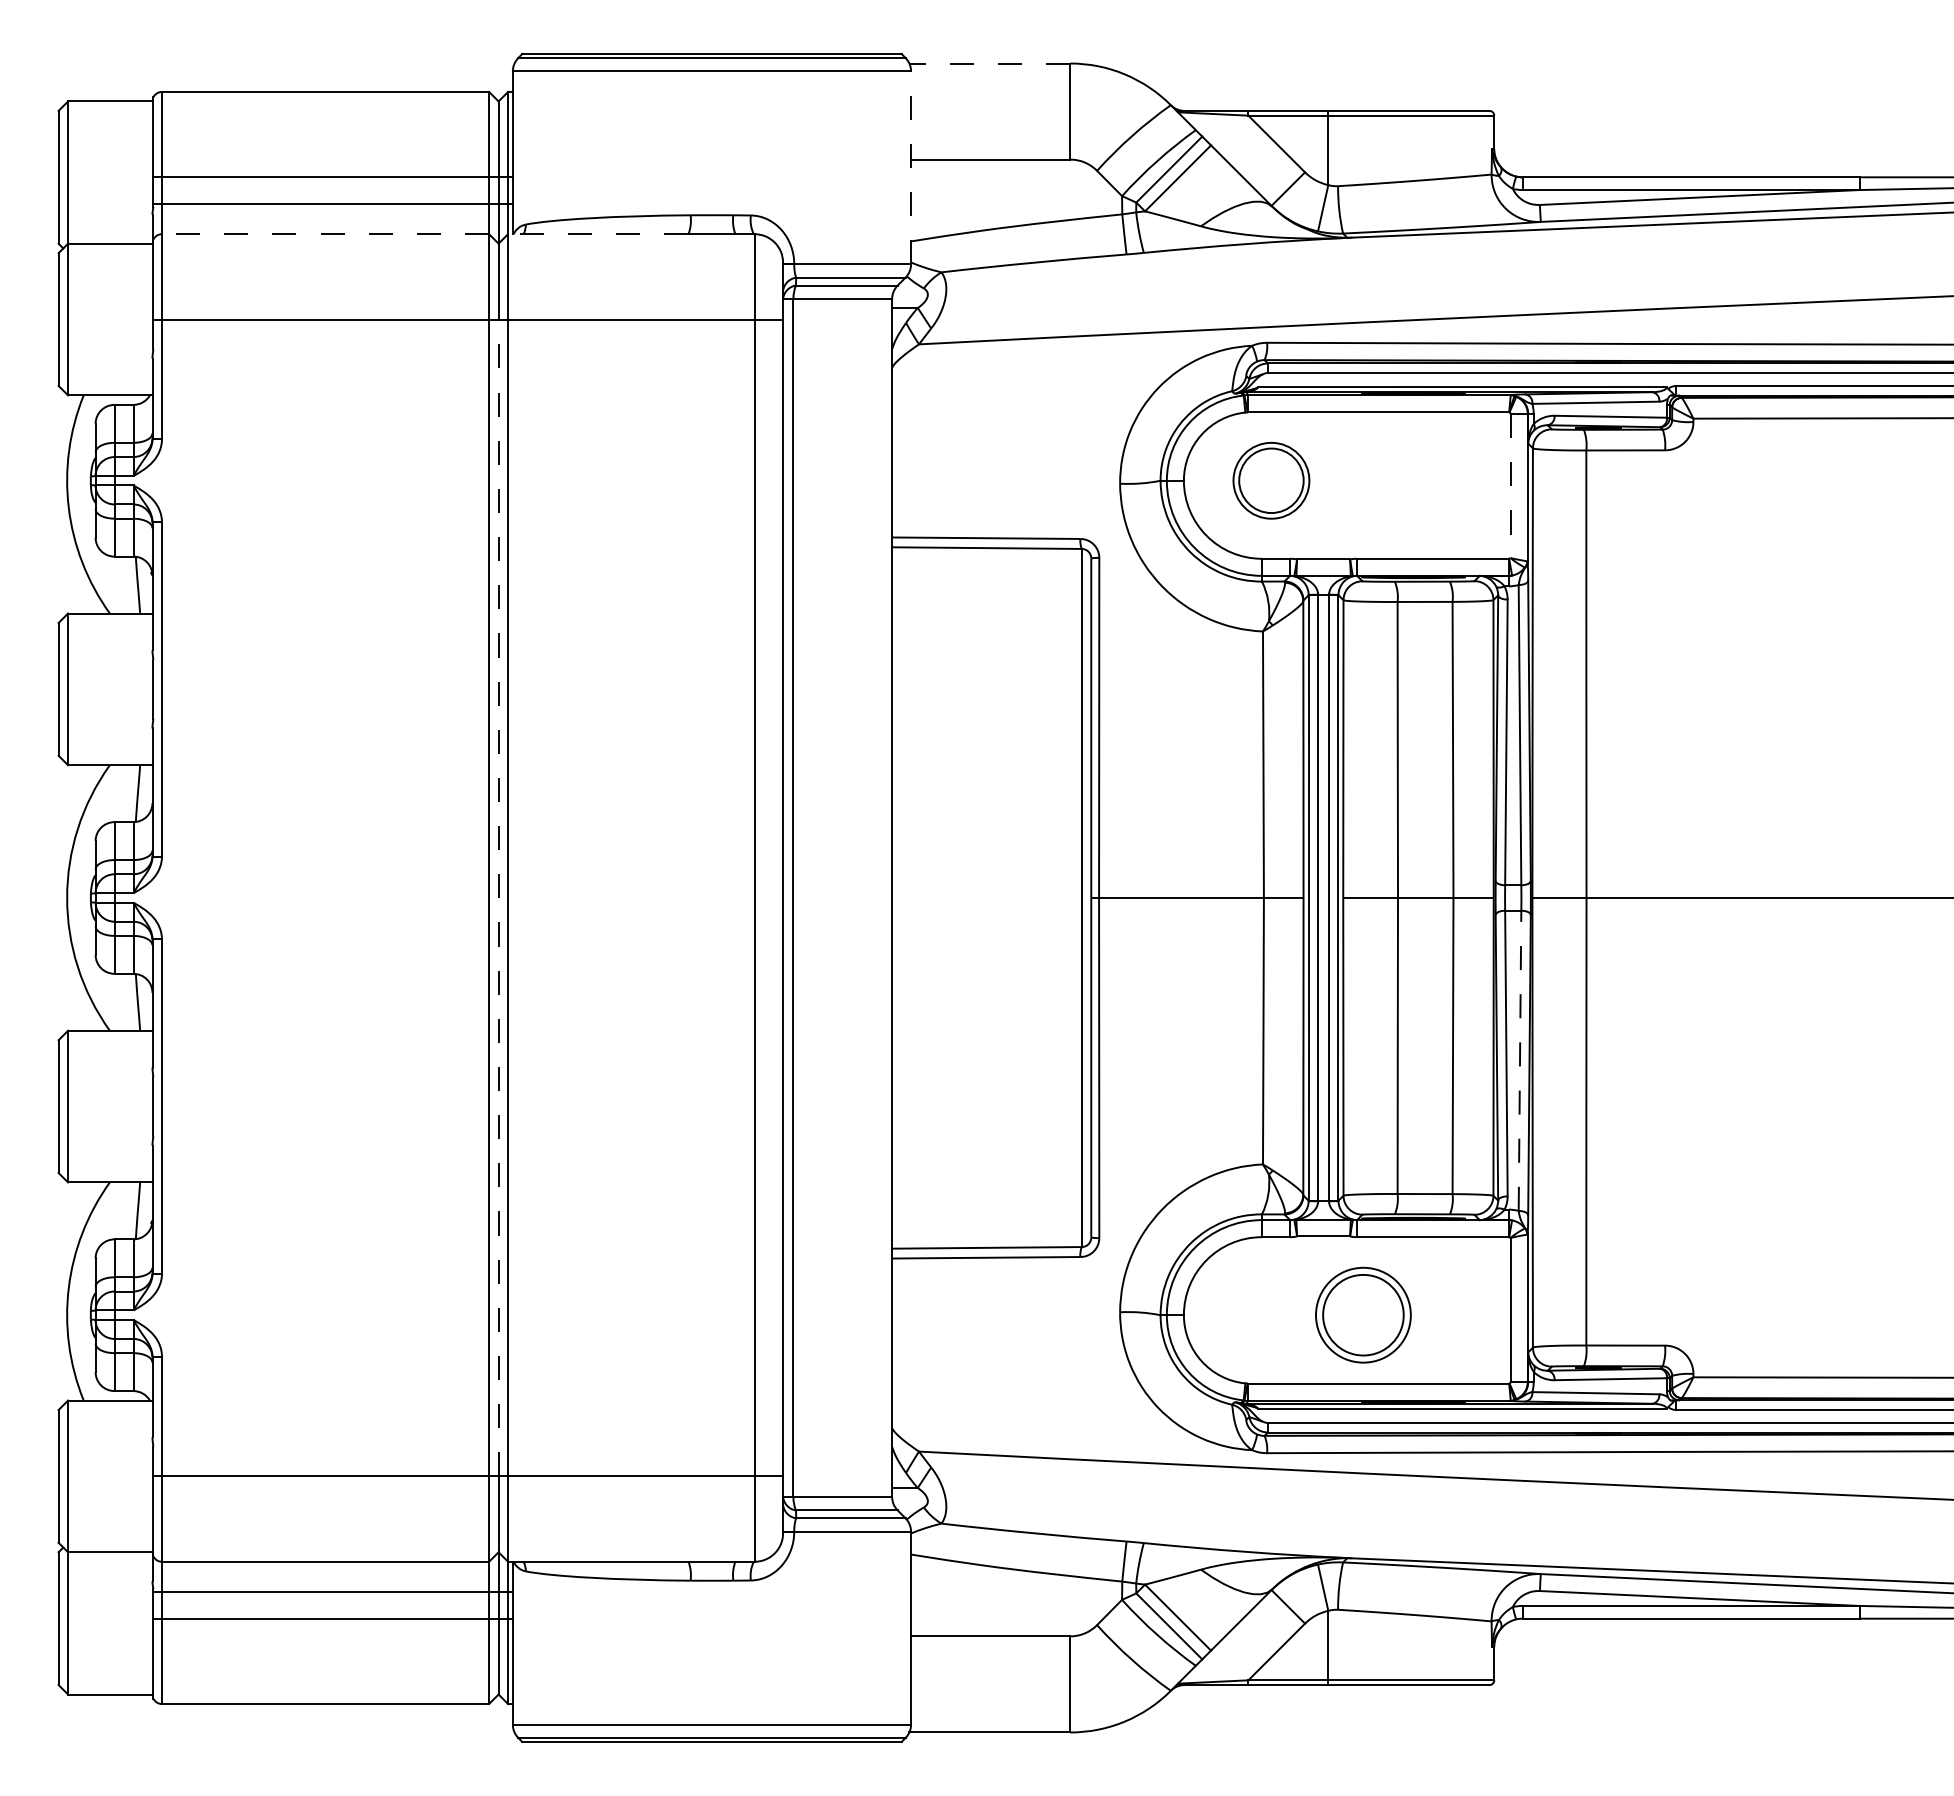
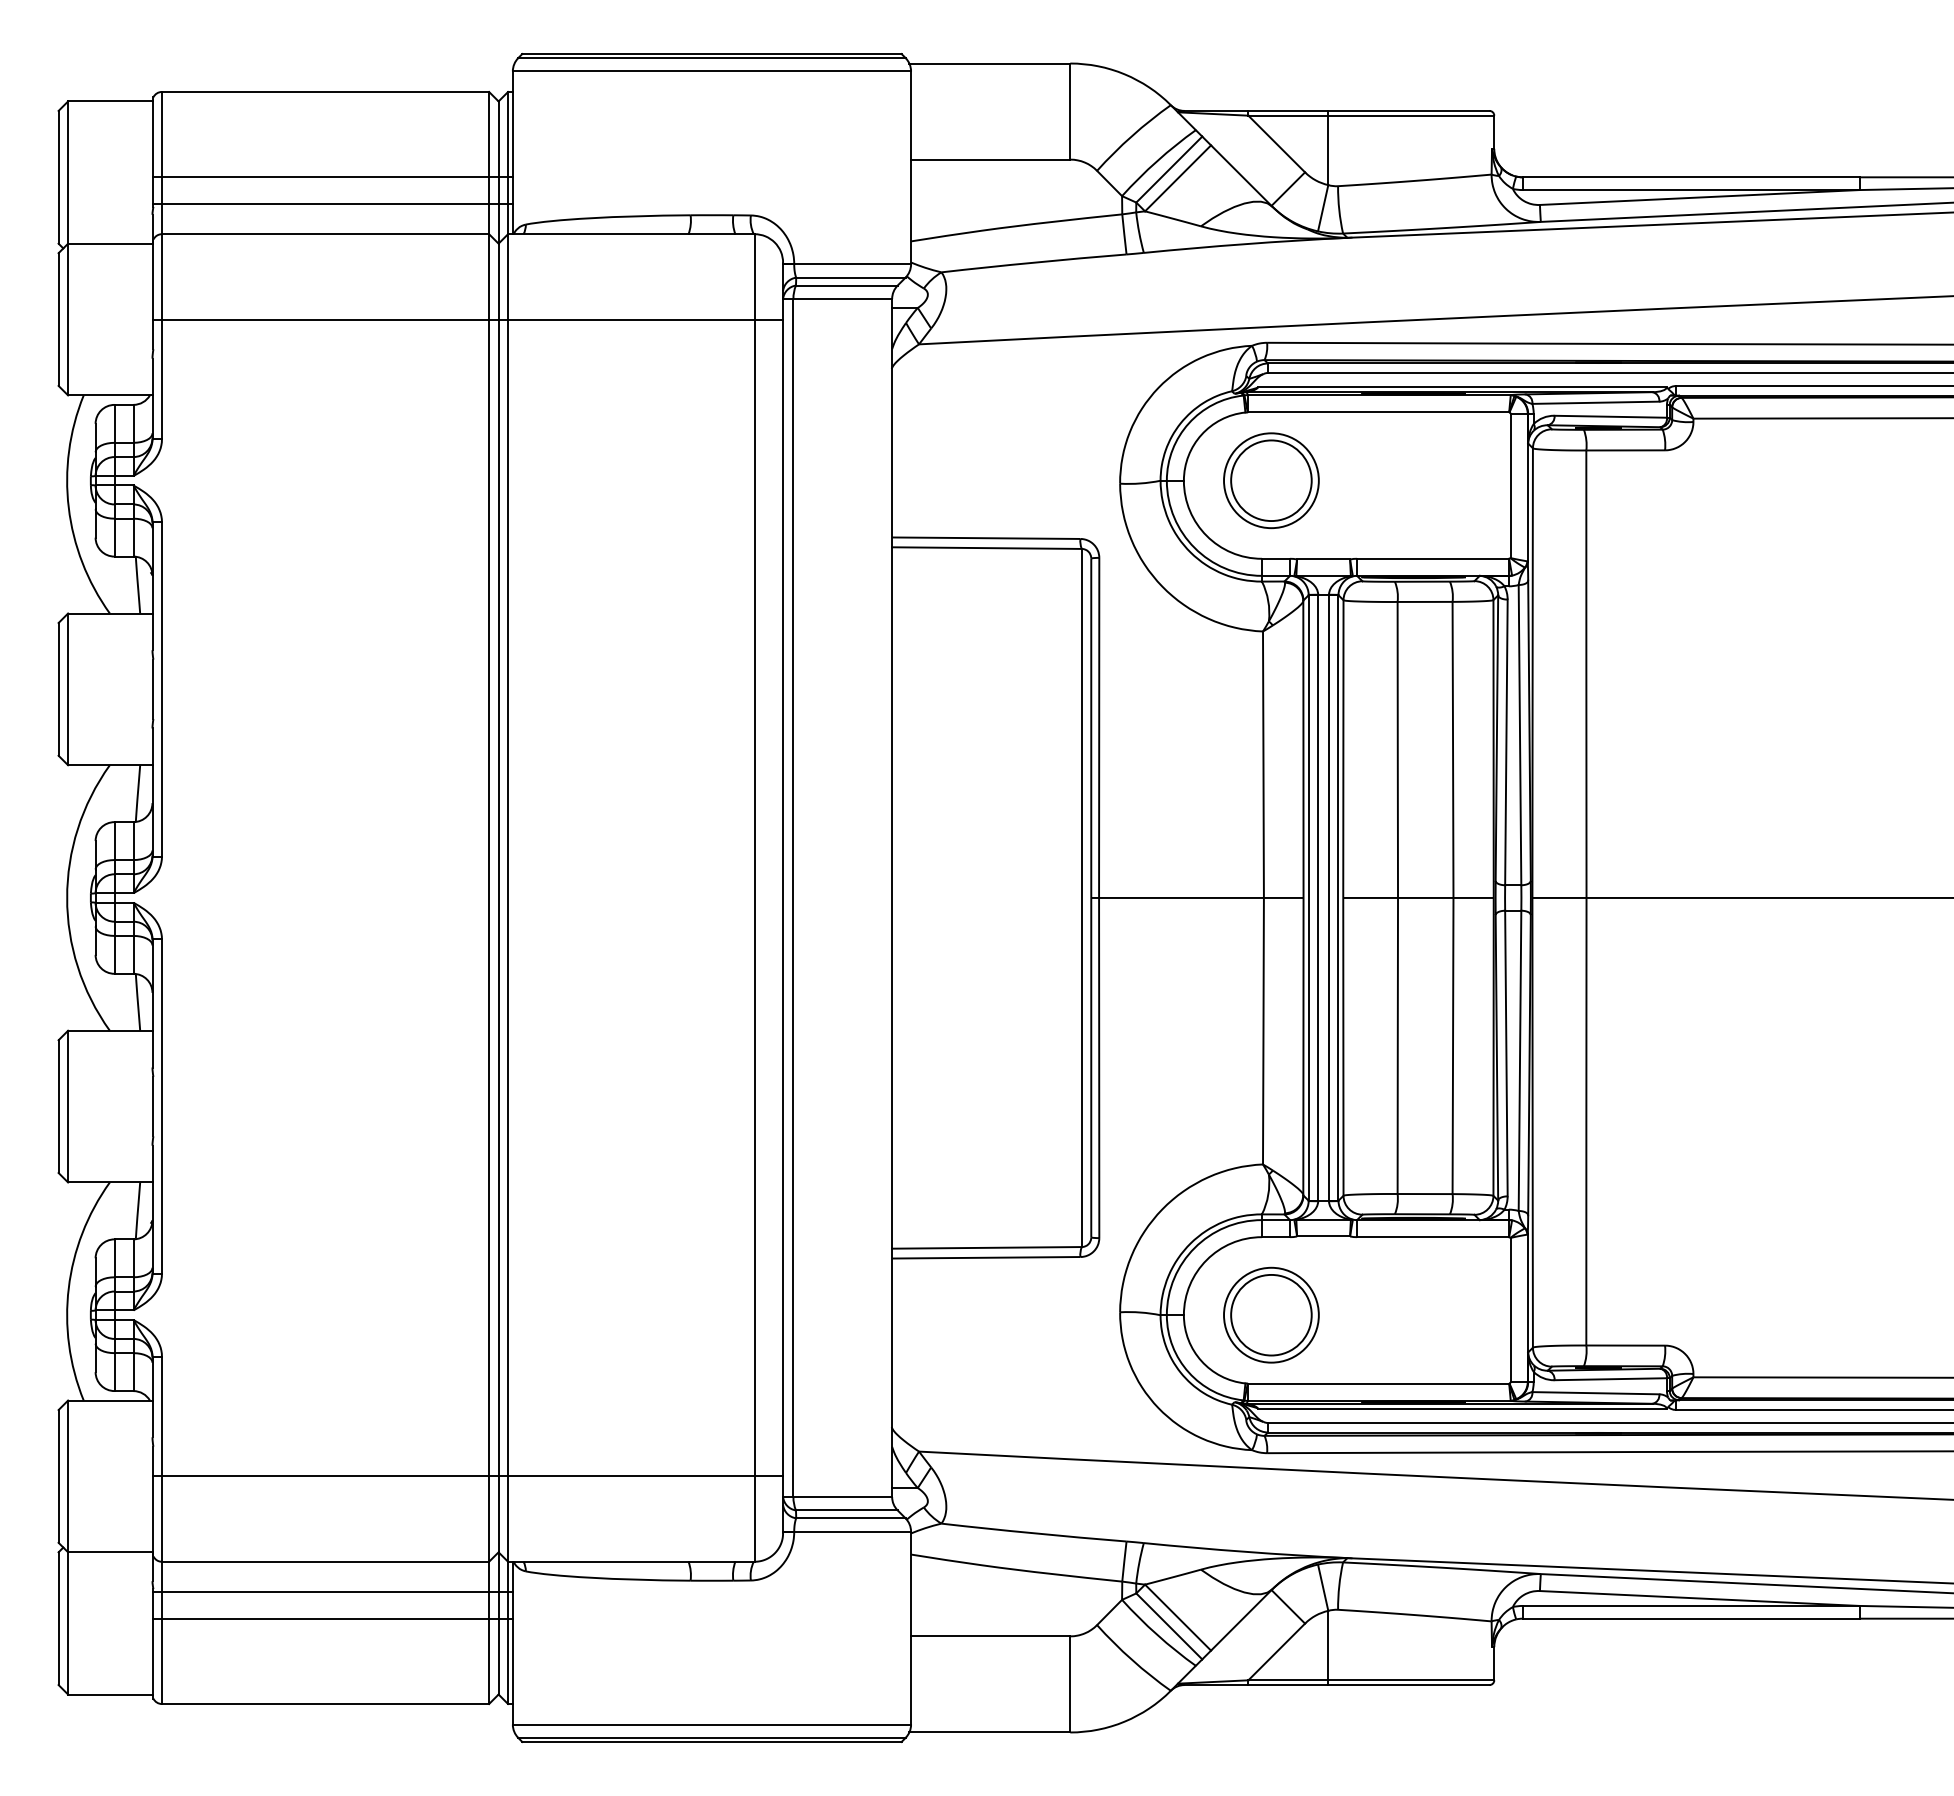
line: dashed -> solid (989, 63)
line: dashed -> solid (911, 167)
line: dashed -> solid (325, 234)
line: dashed -> solid (597, 234)
part size: 79x78 px -> 97x98 px (1271, 480)
line: dashed -> solid (1510, 486)
line: dashed -> solid (498, 897)
line: dashed -> solid (1520, 1060)
part position: (1363, 1314) -> (1271, 1314) (1271, 1314)
